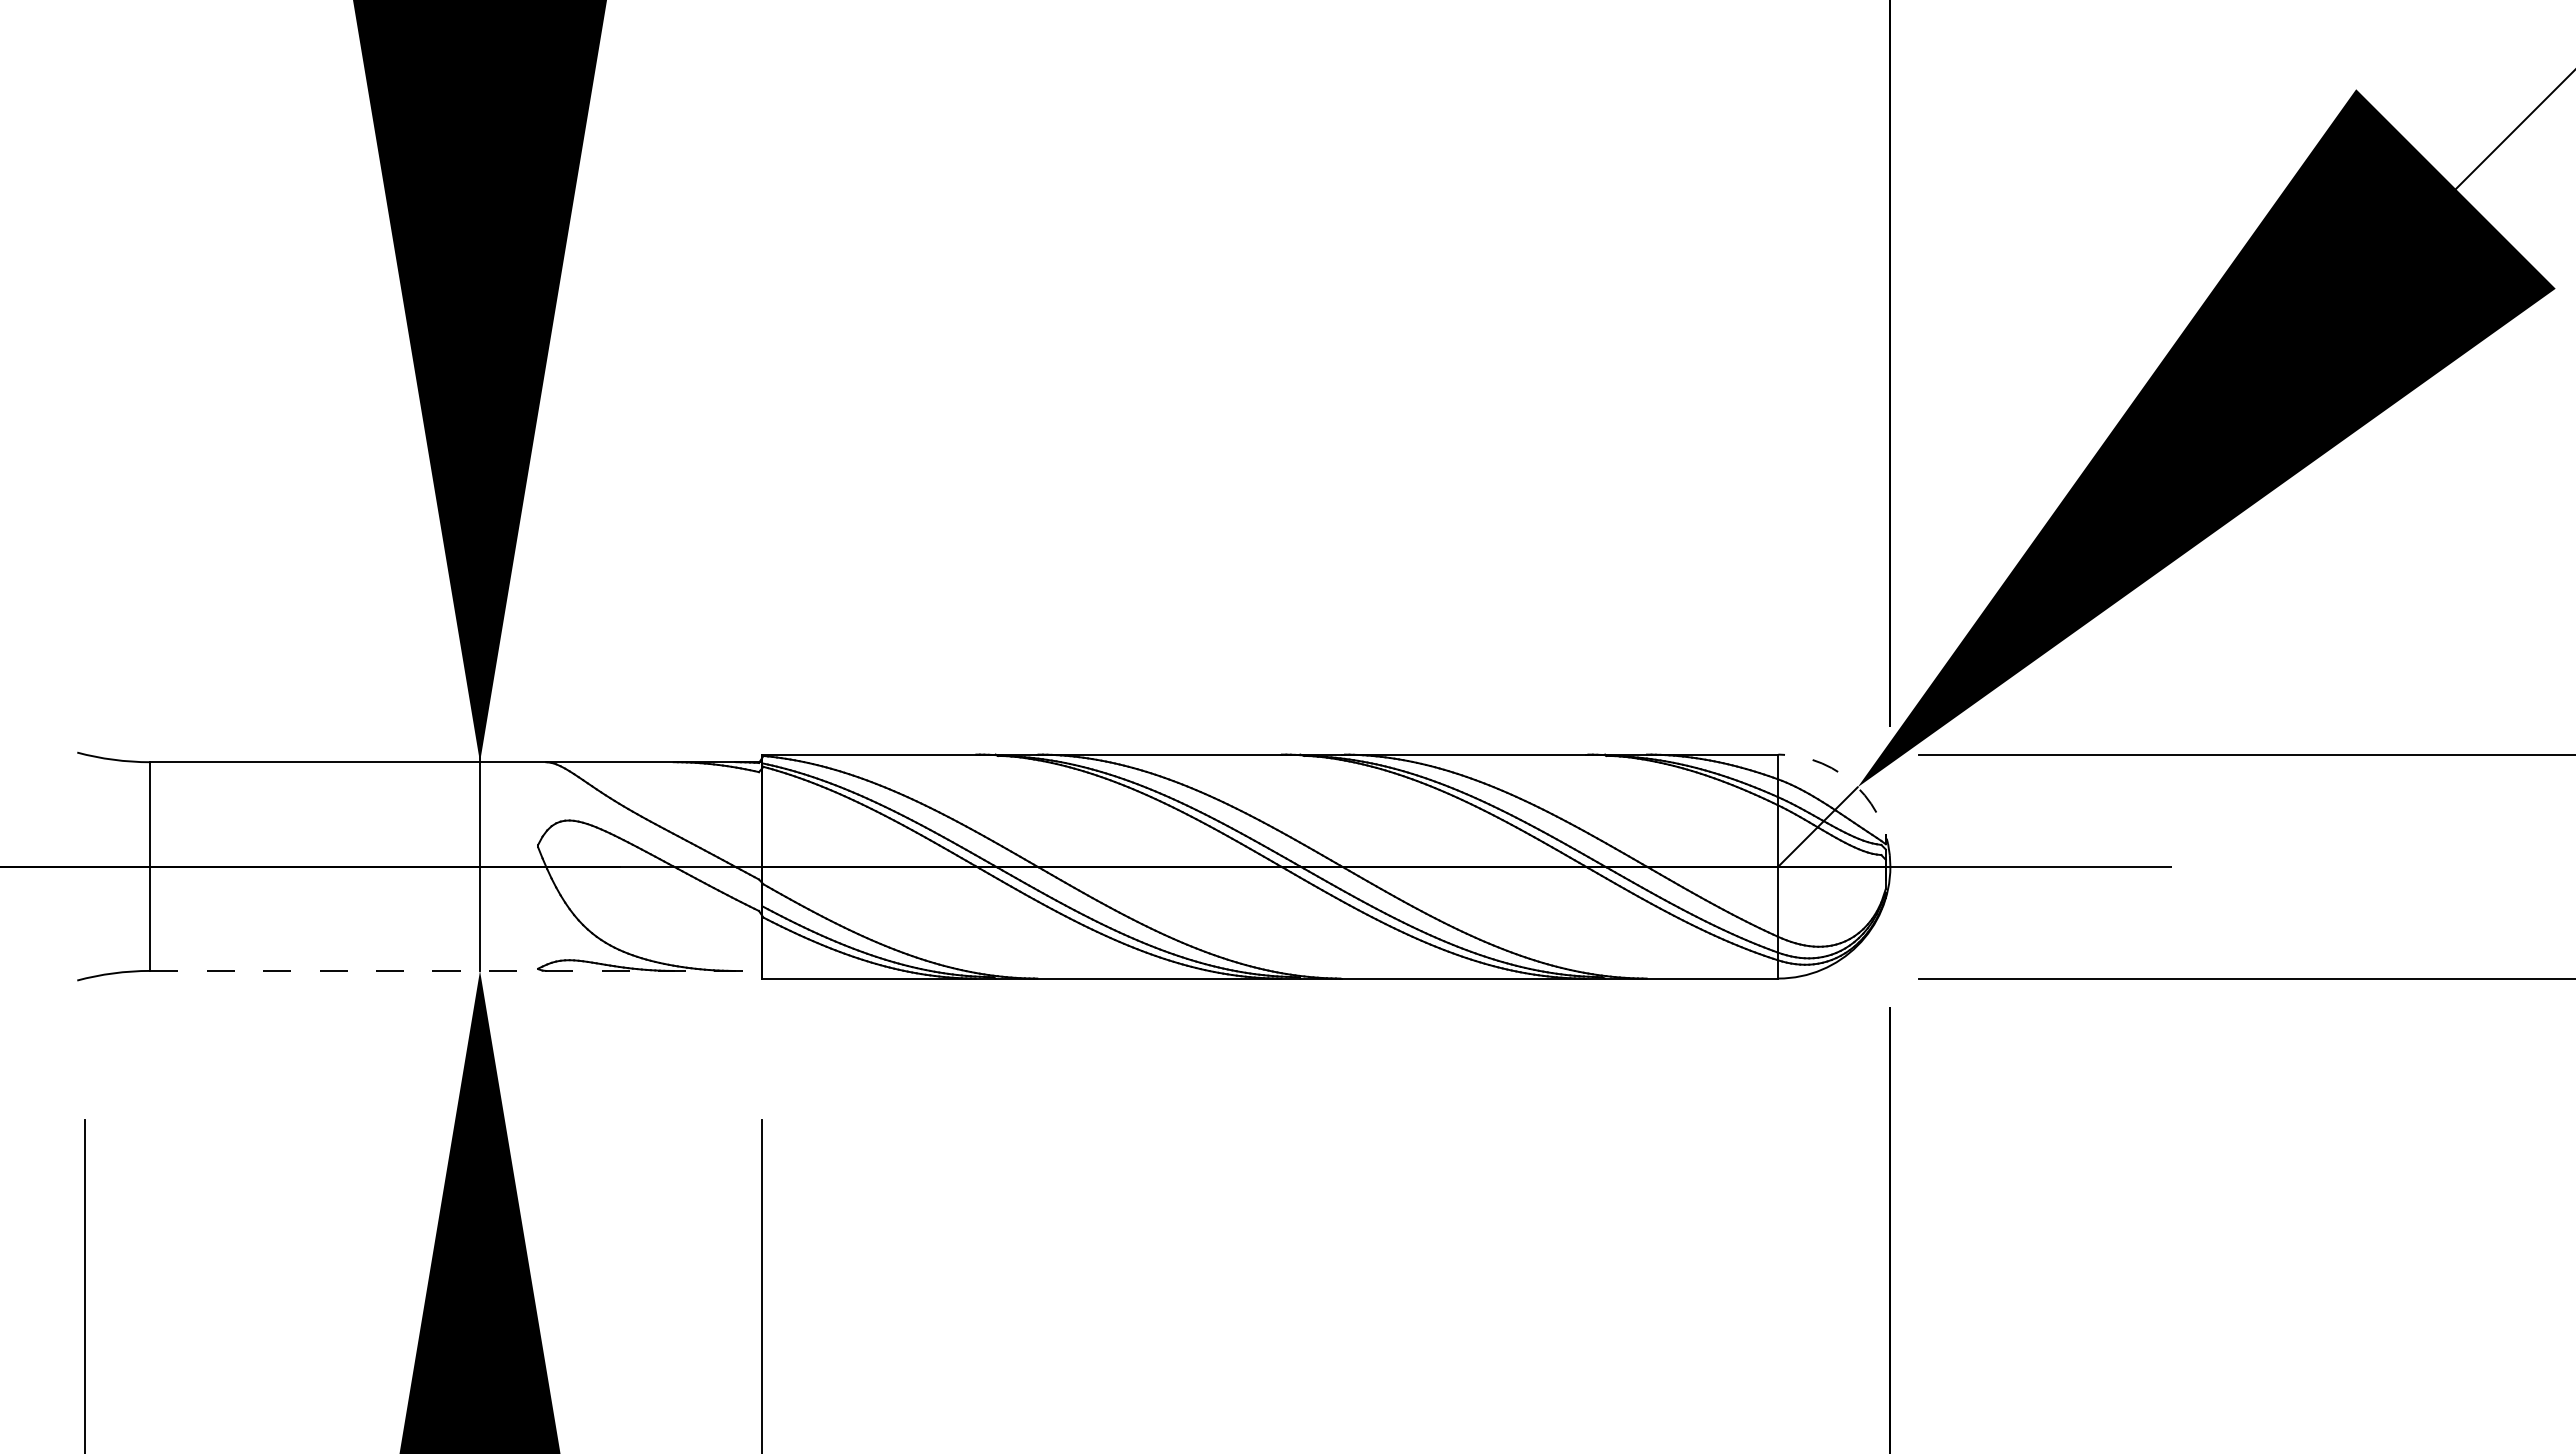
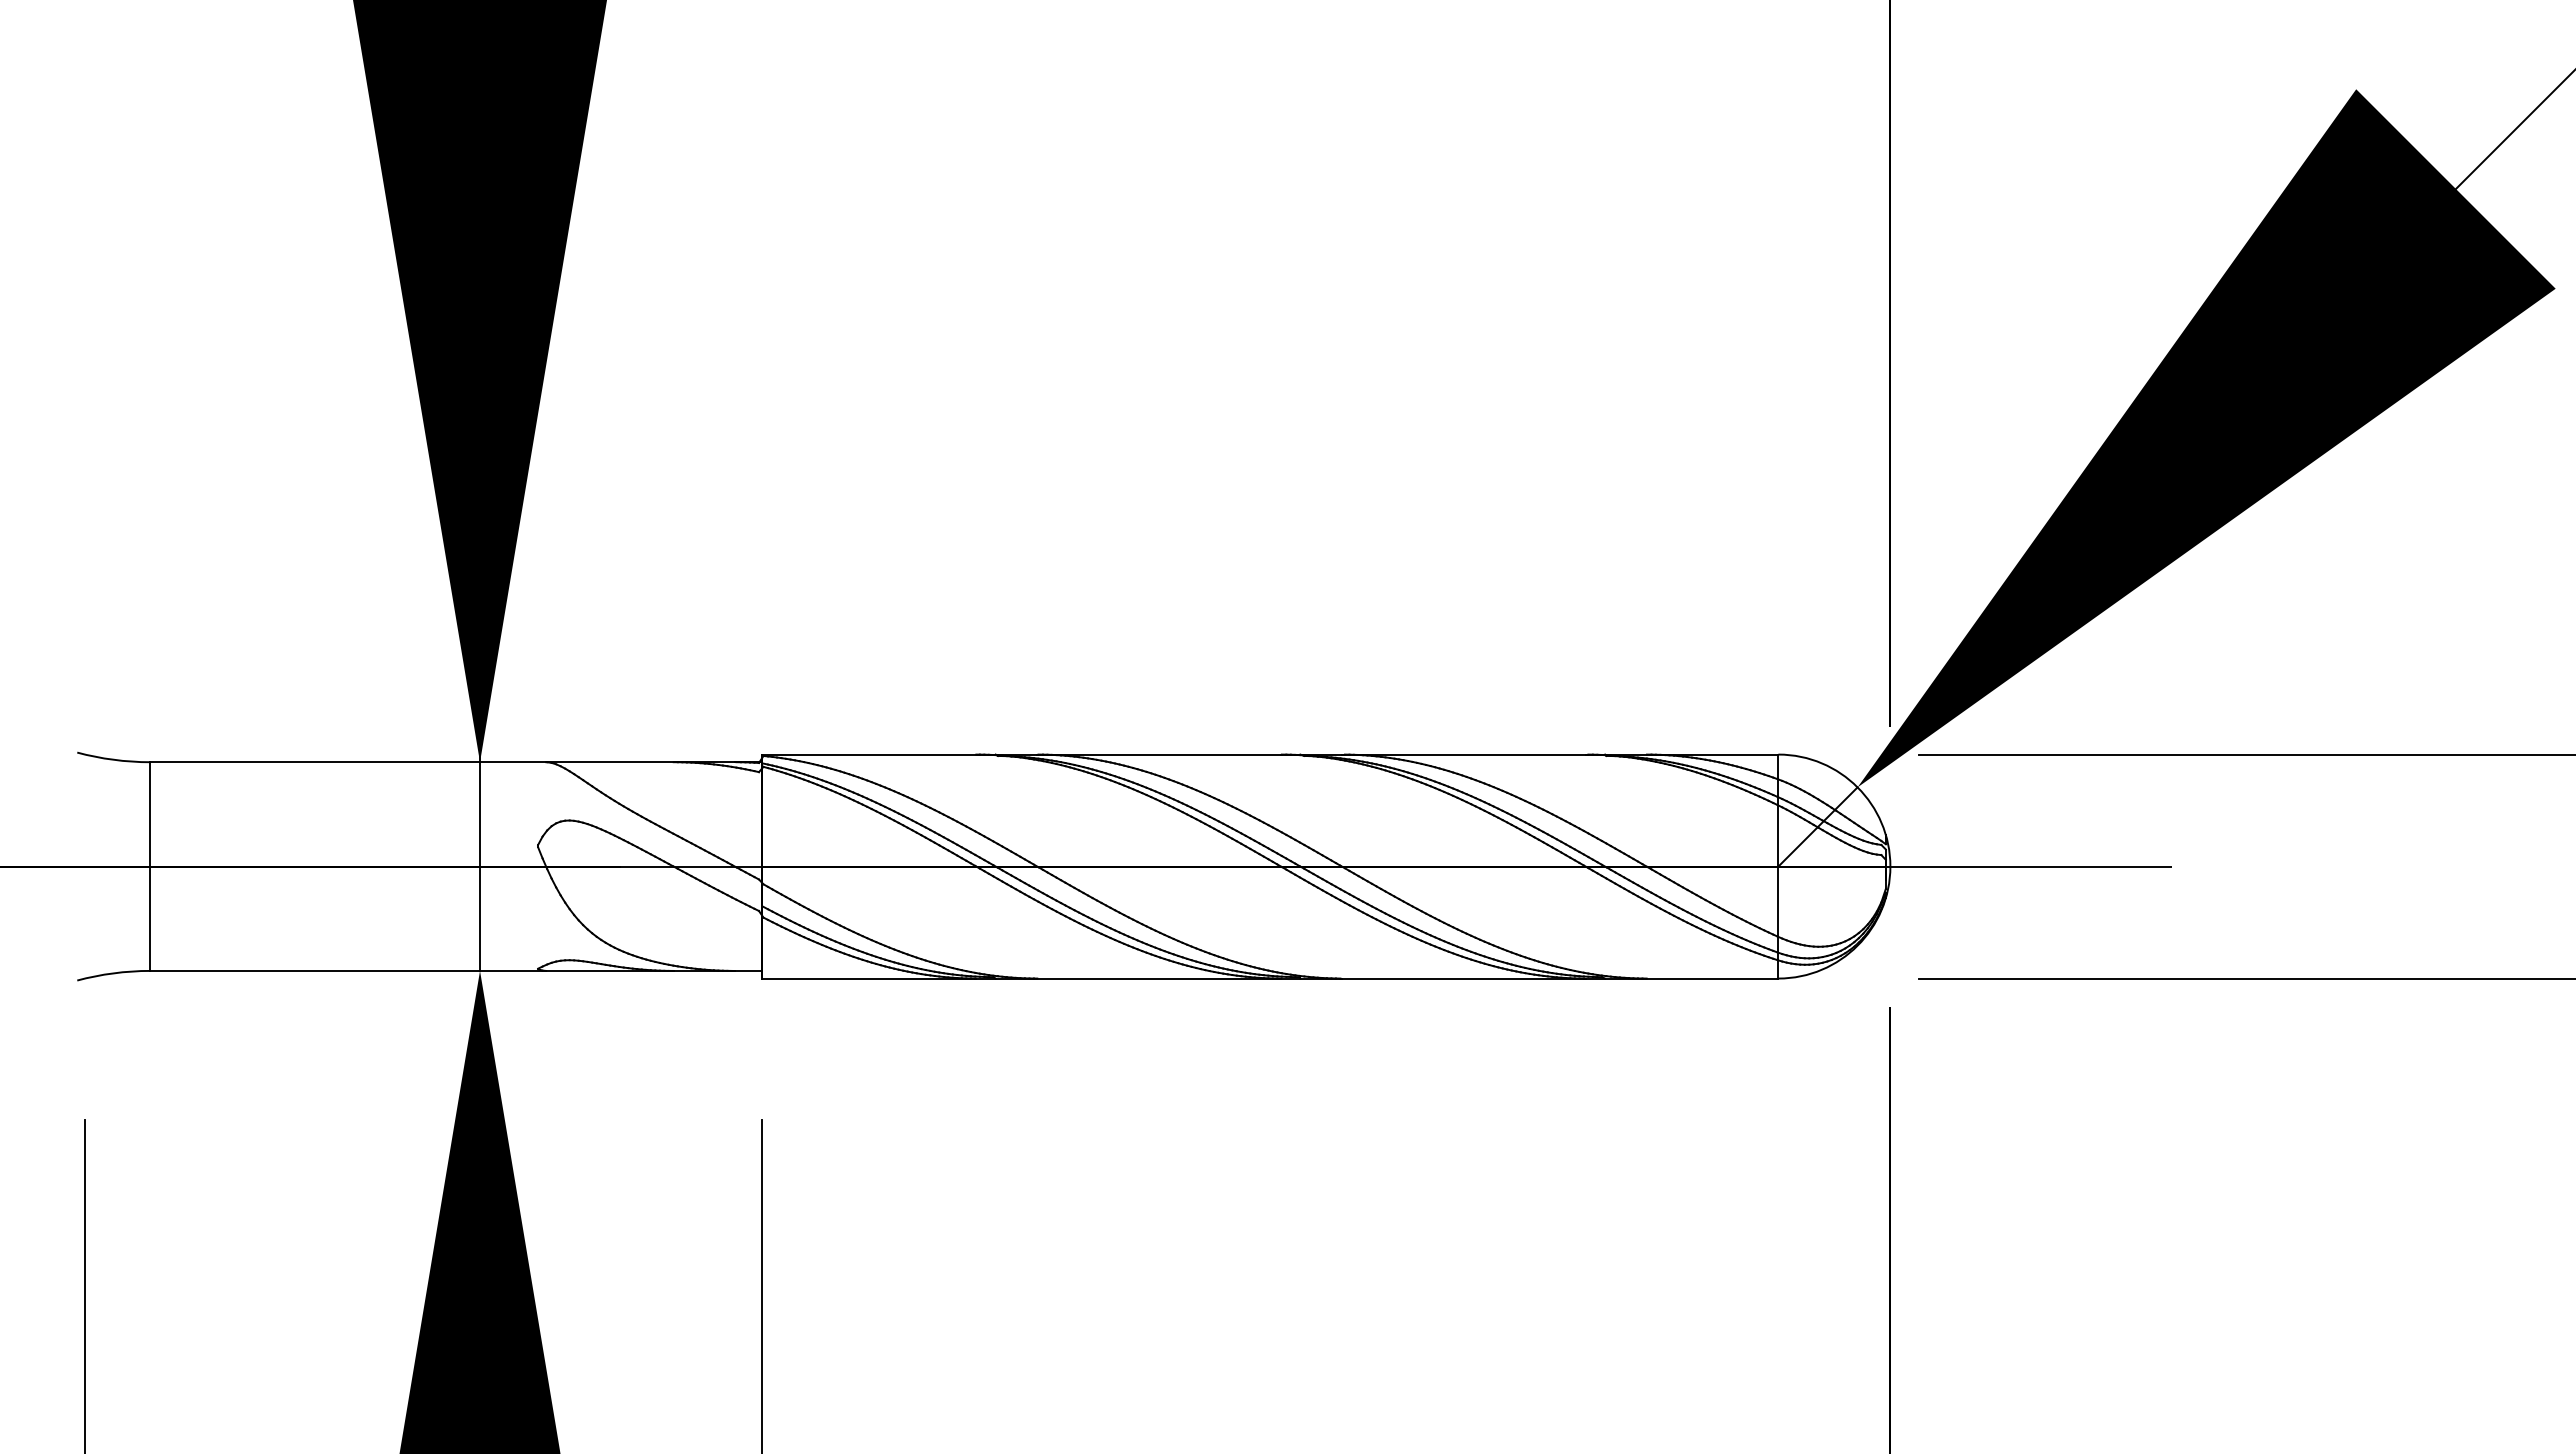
arc: dashed -> solid (1857, 787)
line: dashed -> solid (456, 970)
